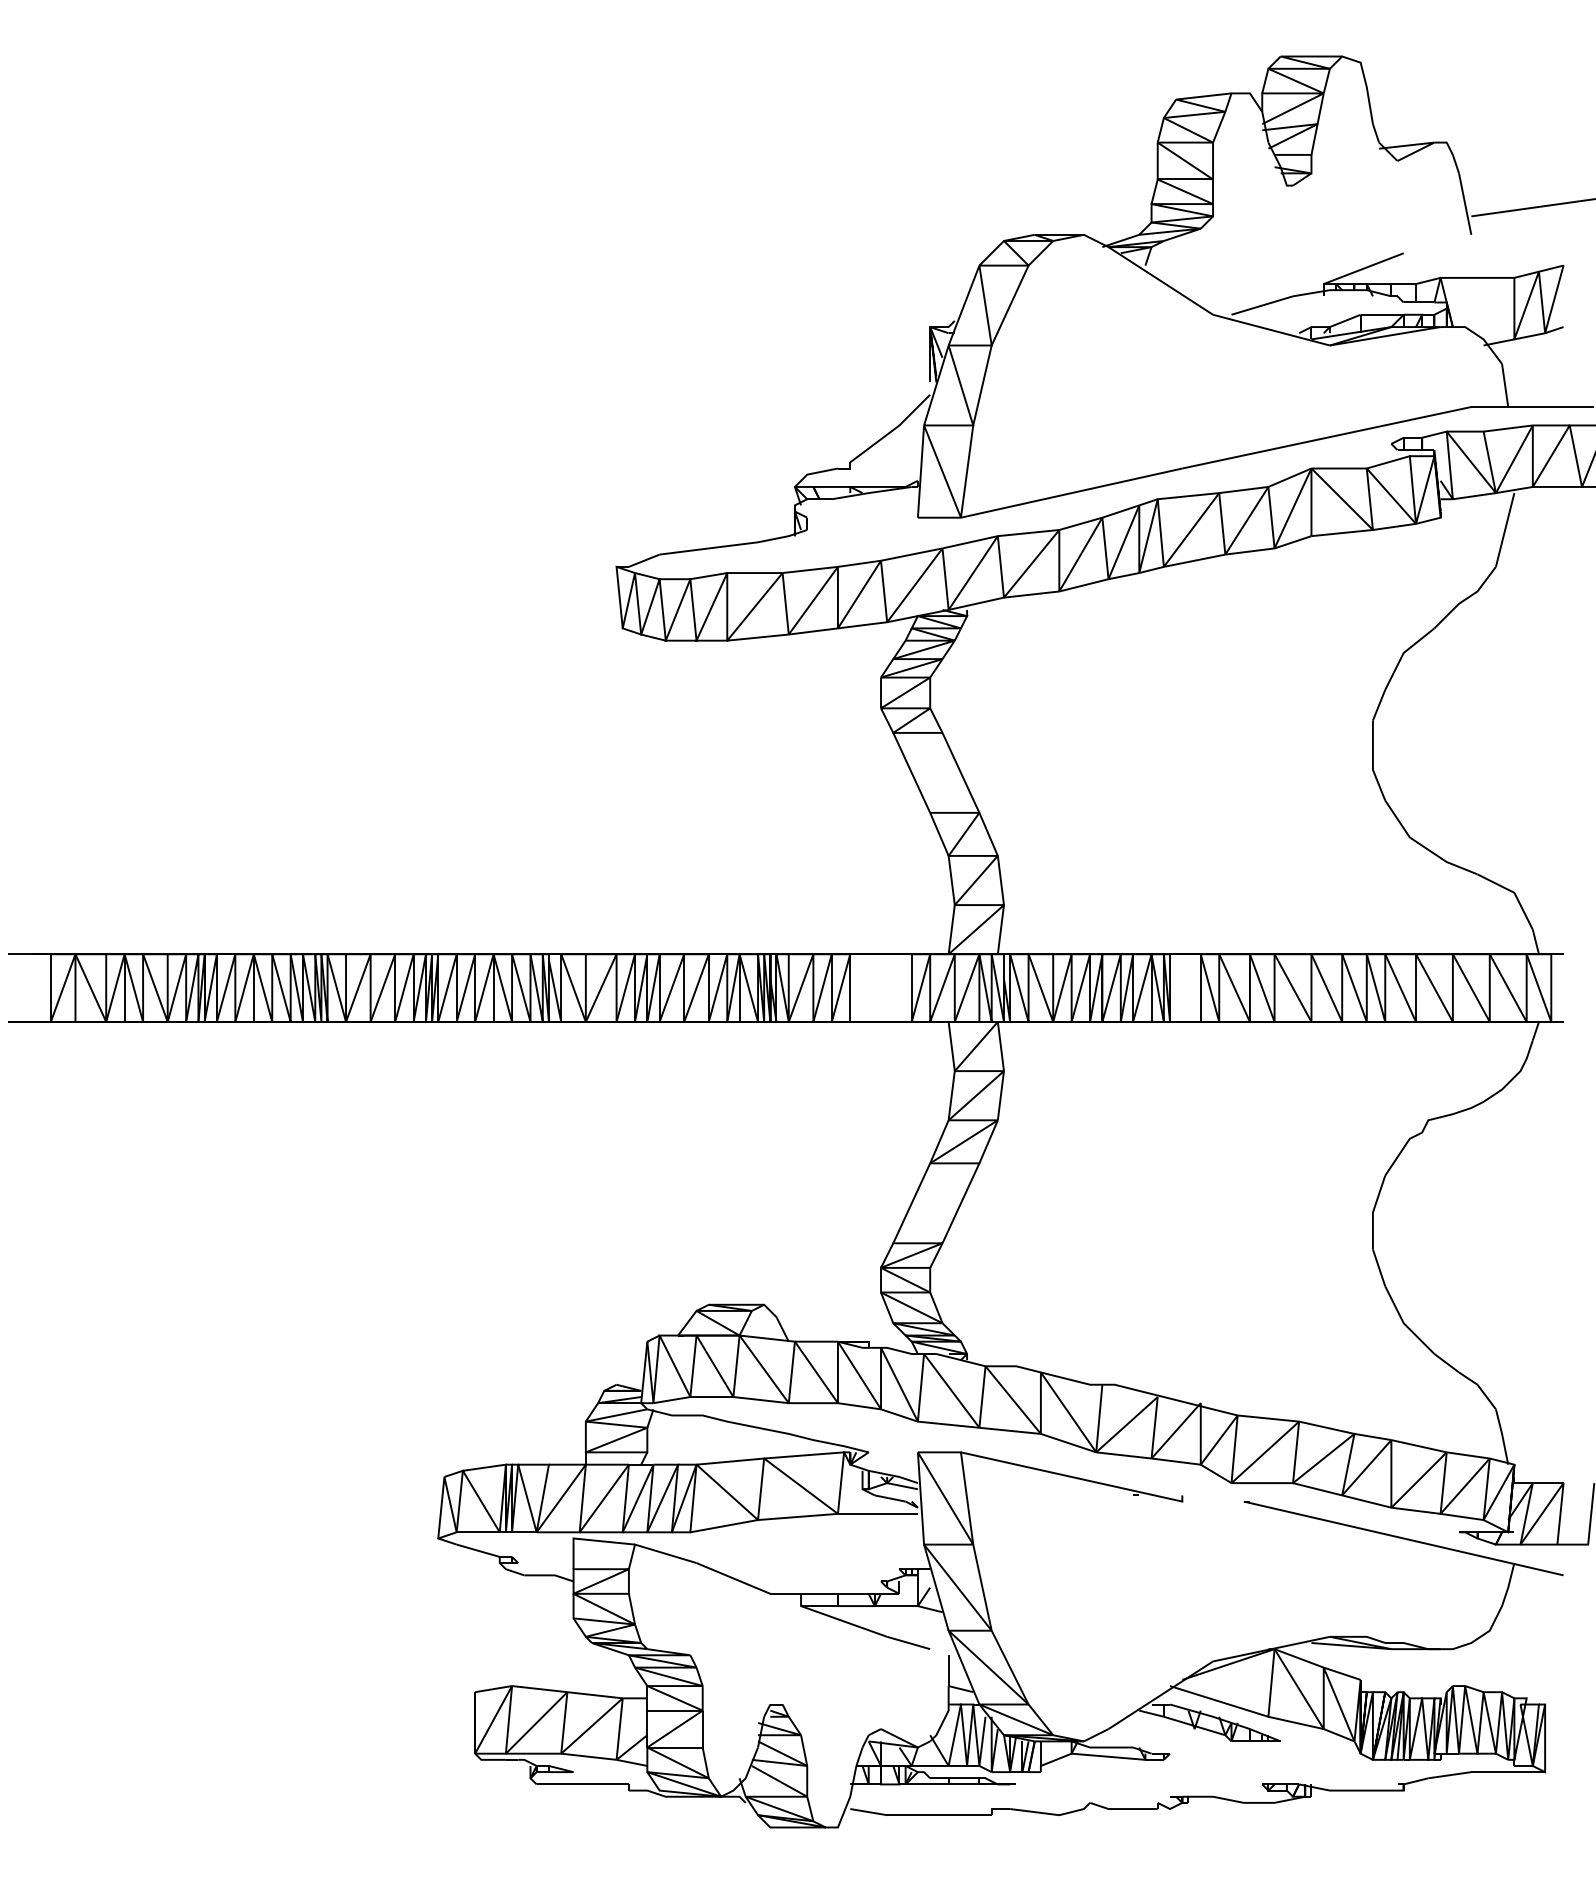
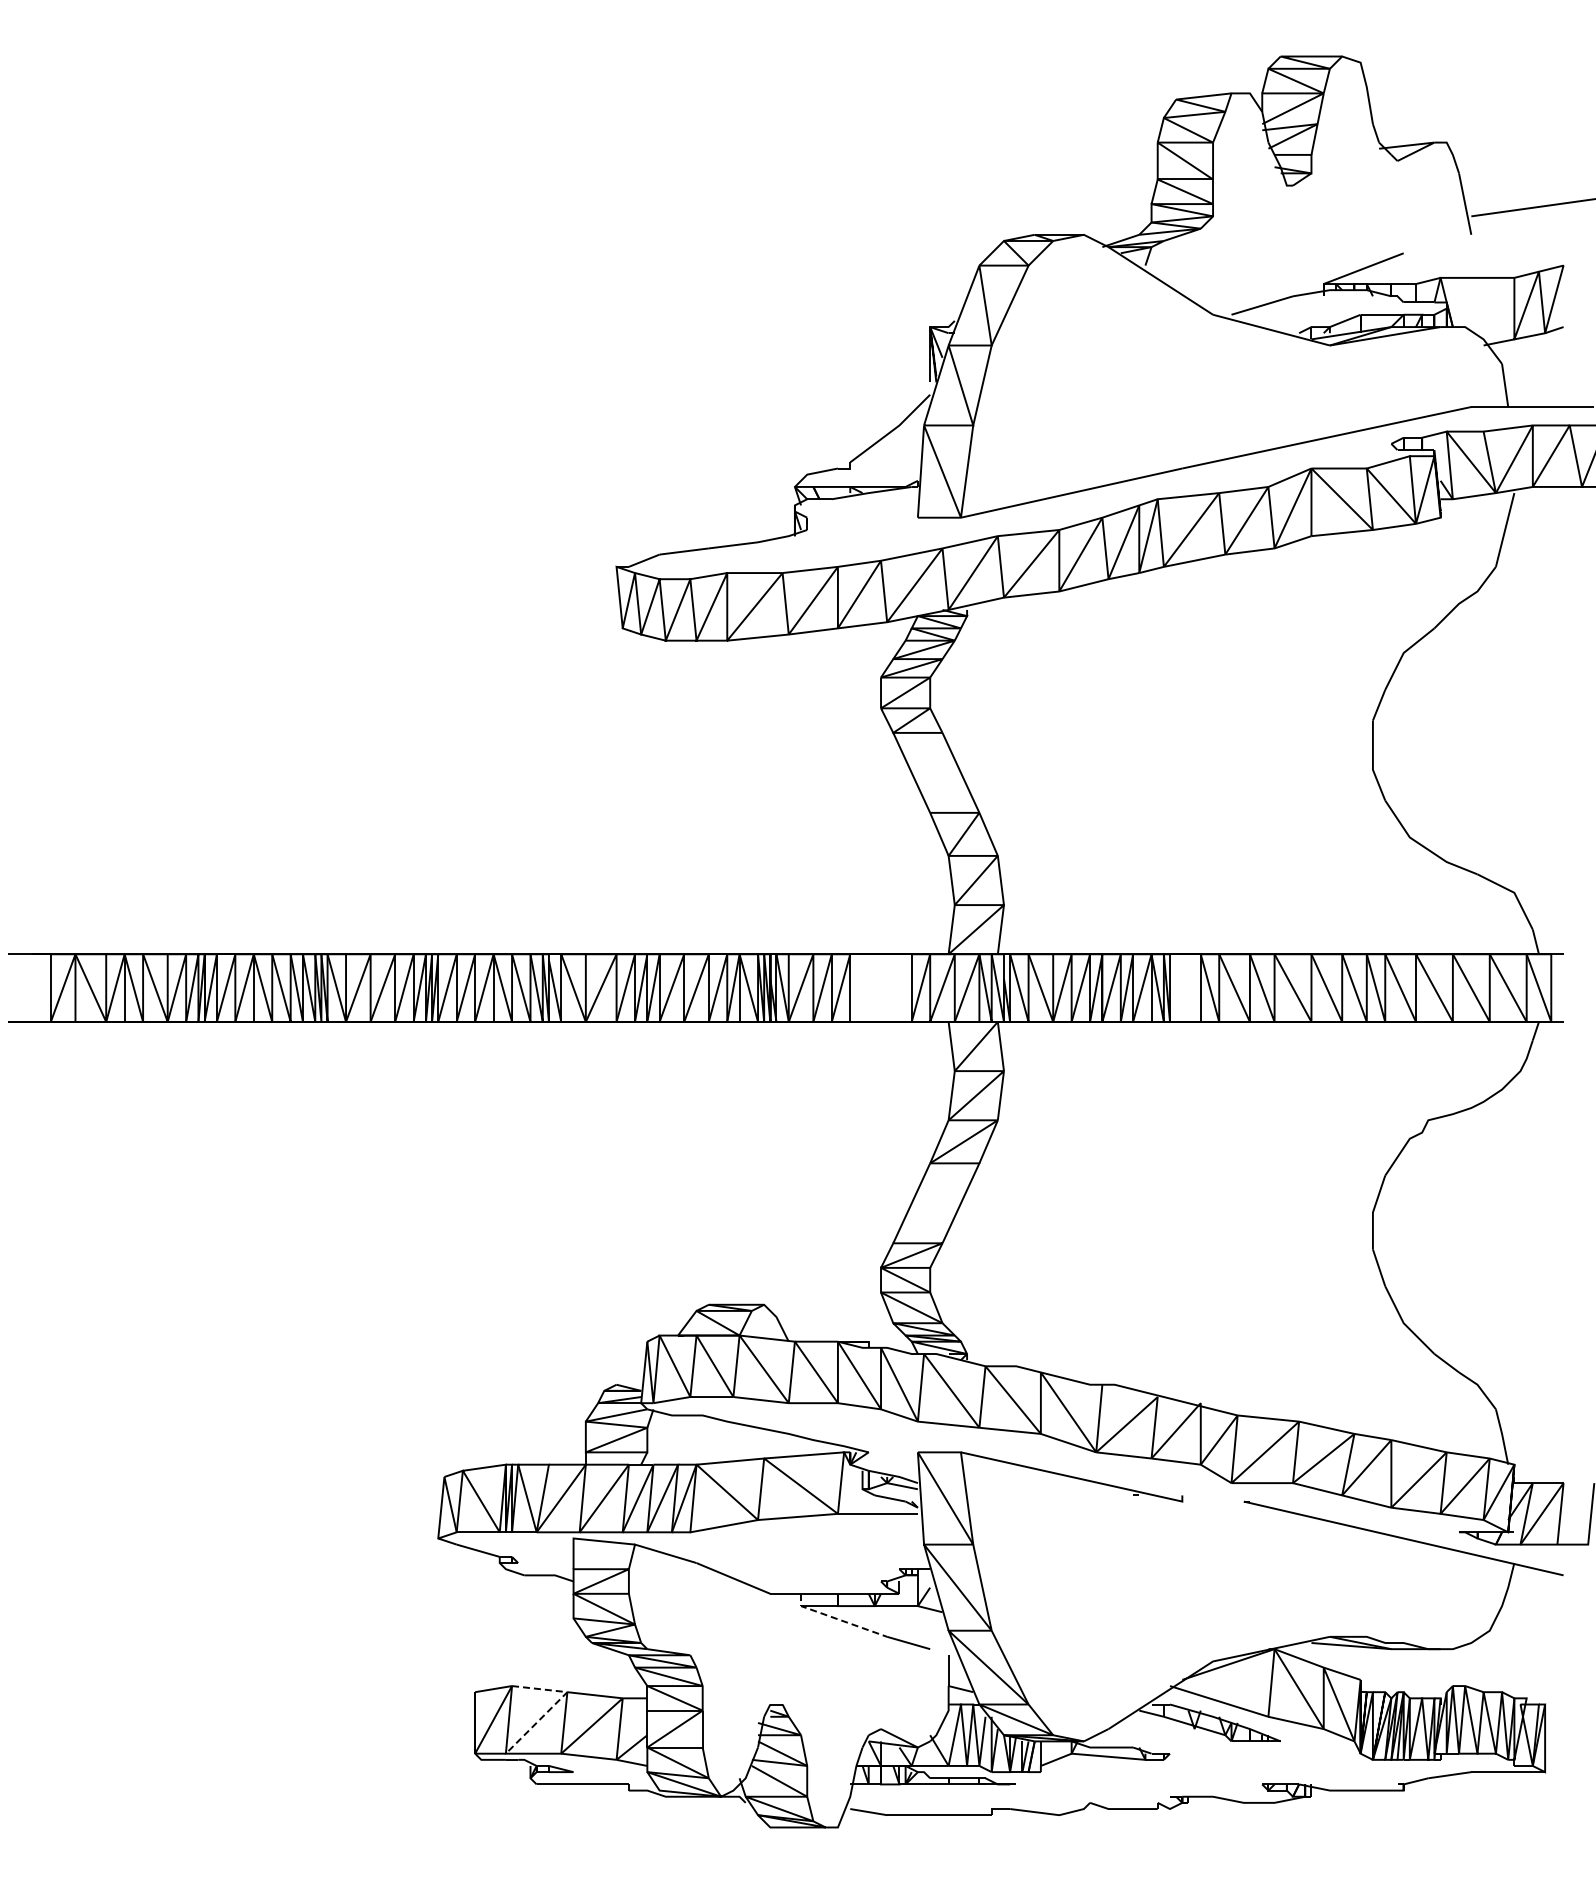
line: solid -> dashed (837, 1619)
line: solid -> dashed (556, 1702)
